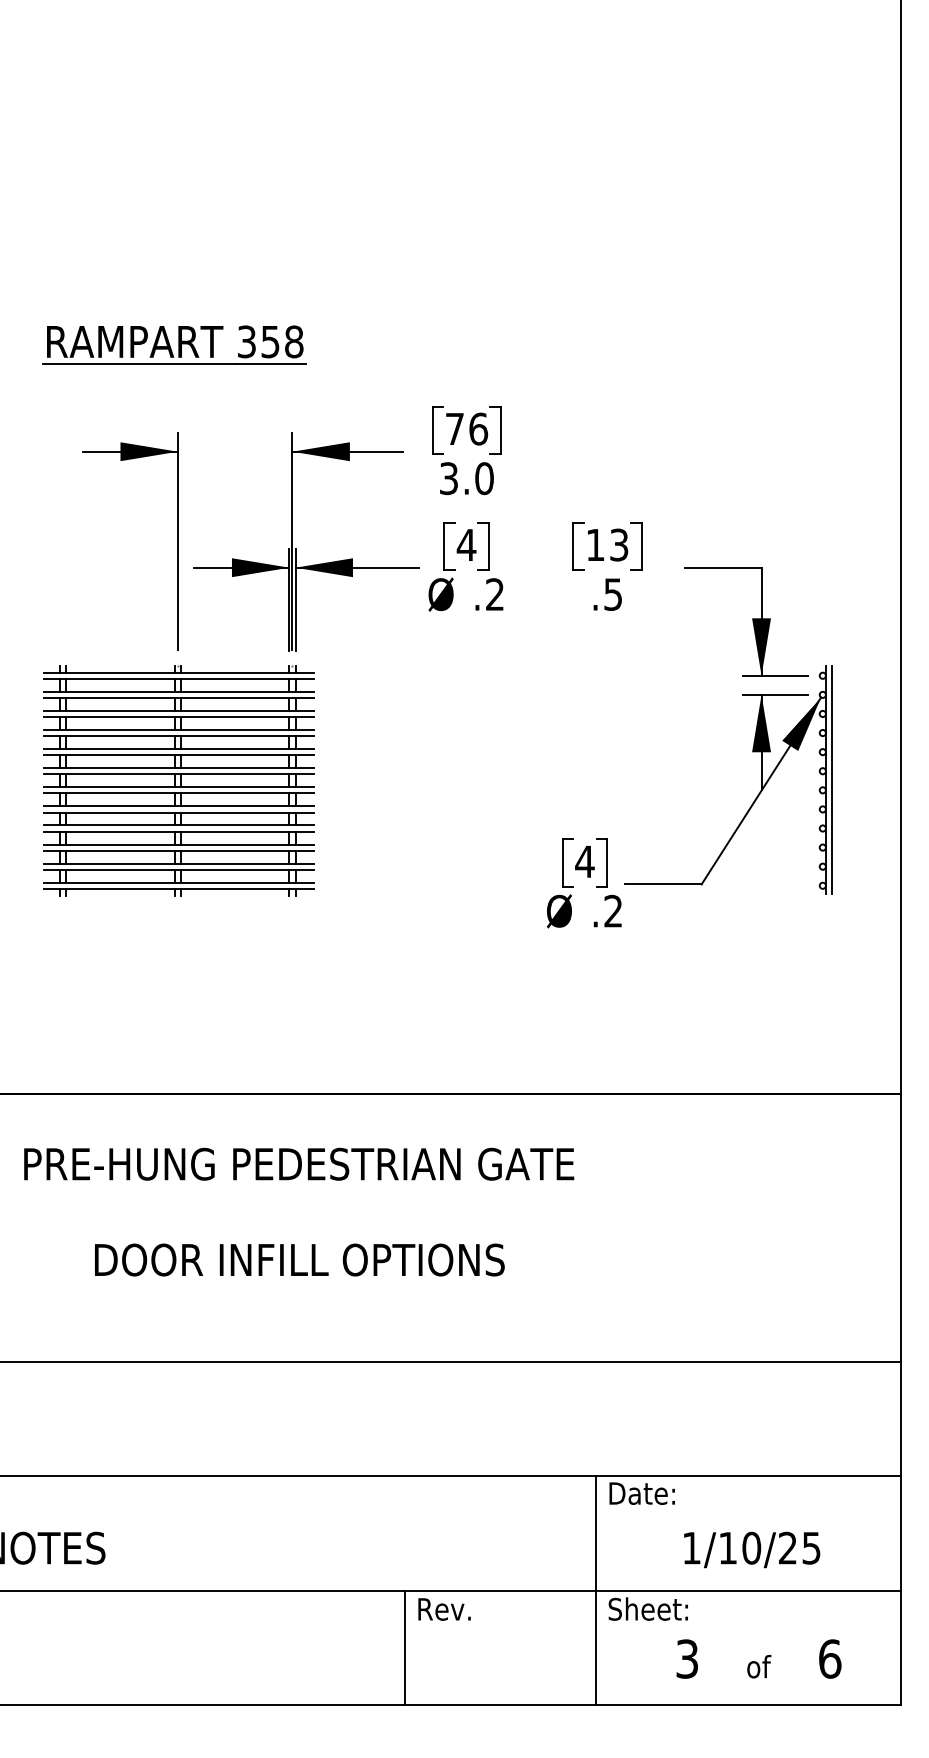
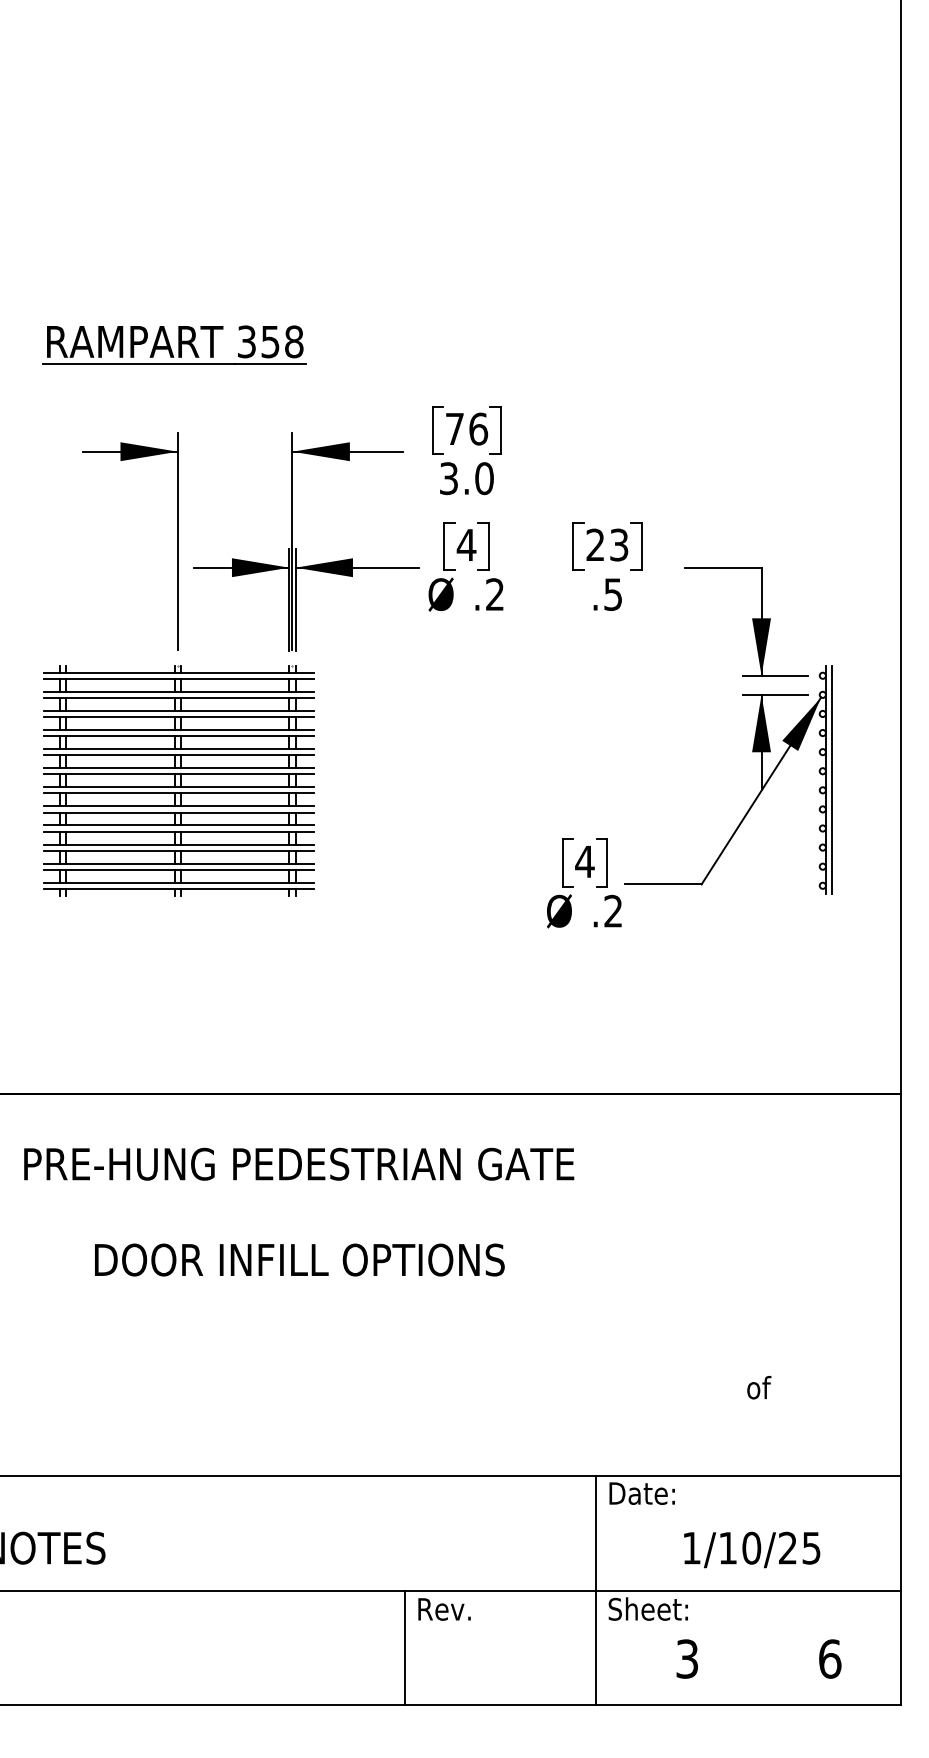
text: 13 -> 23 (595, 544)
line: present -> none (451, 1361)
text position: (759, 1666) -> (759, 1387) (759, 1387)
